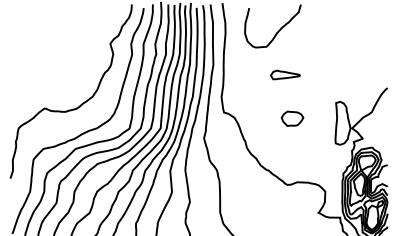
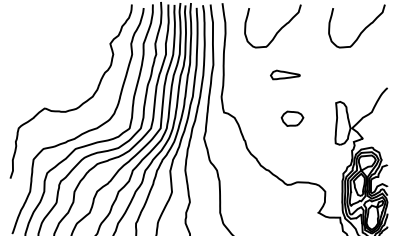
curve: none -> present (361, 31)
